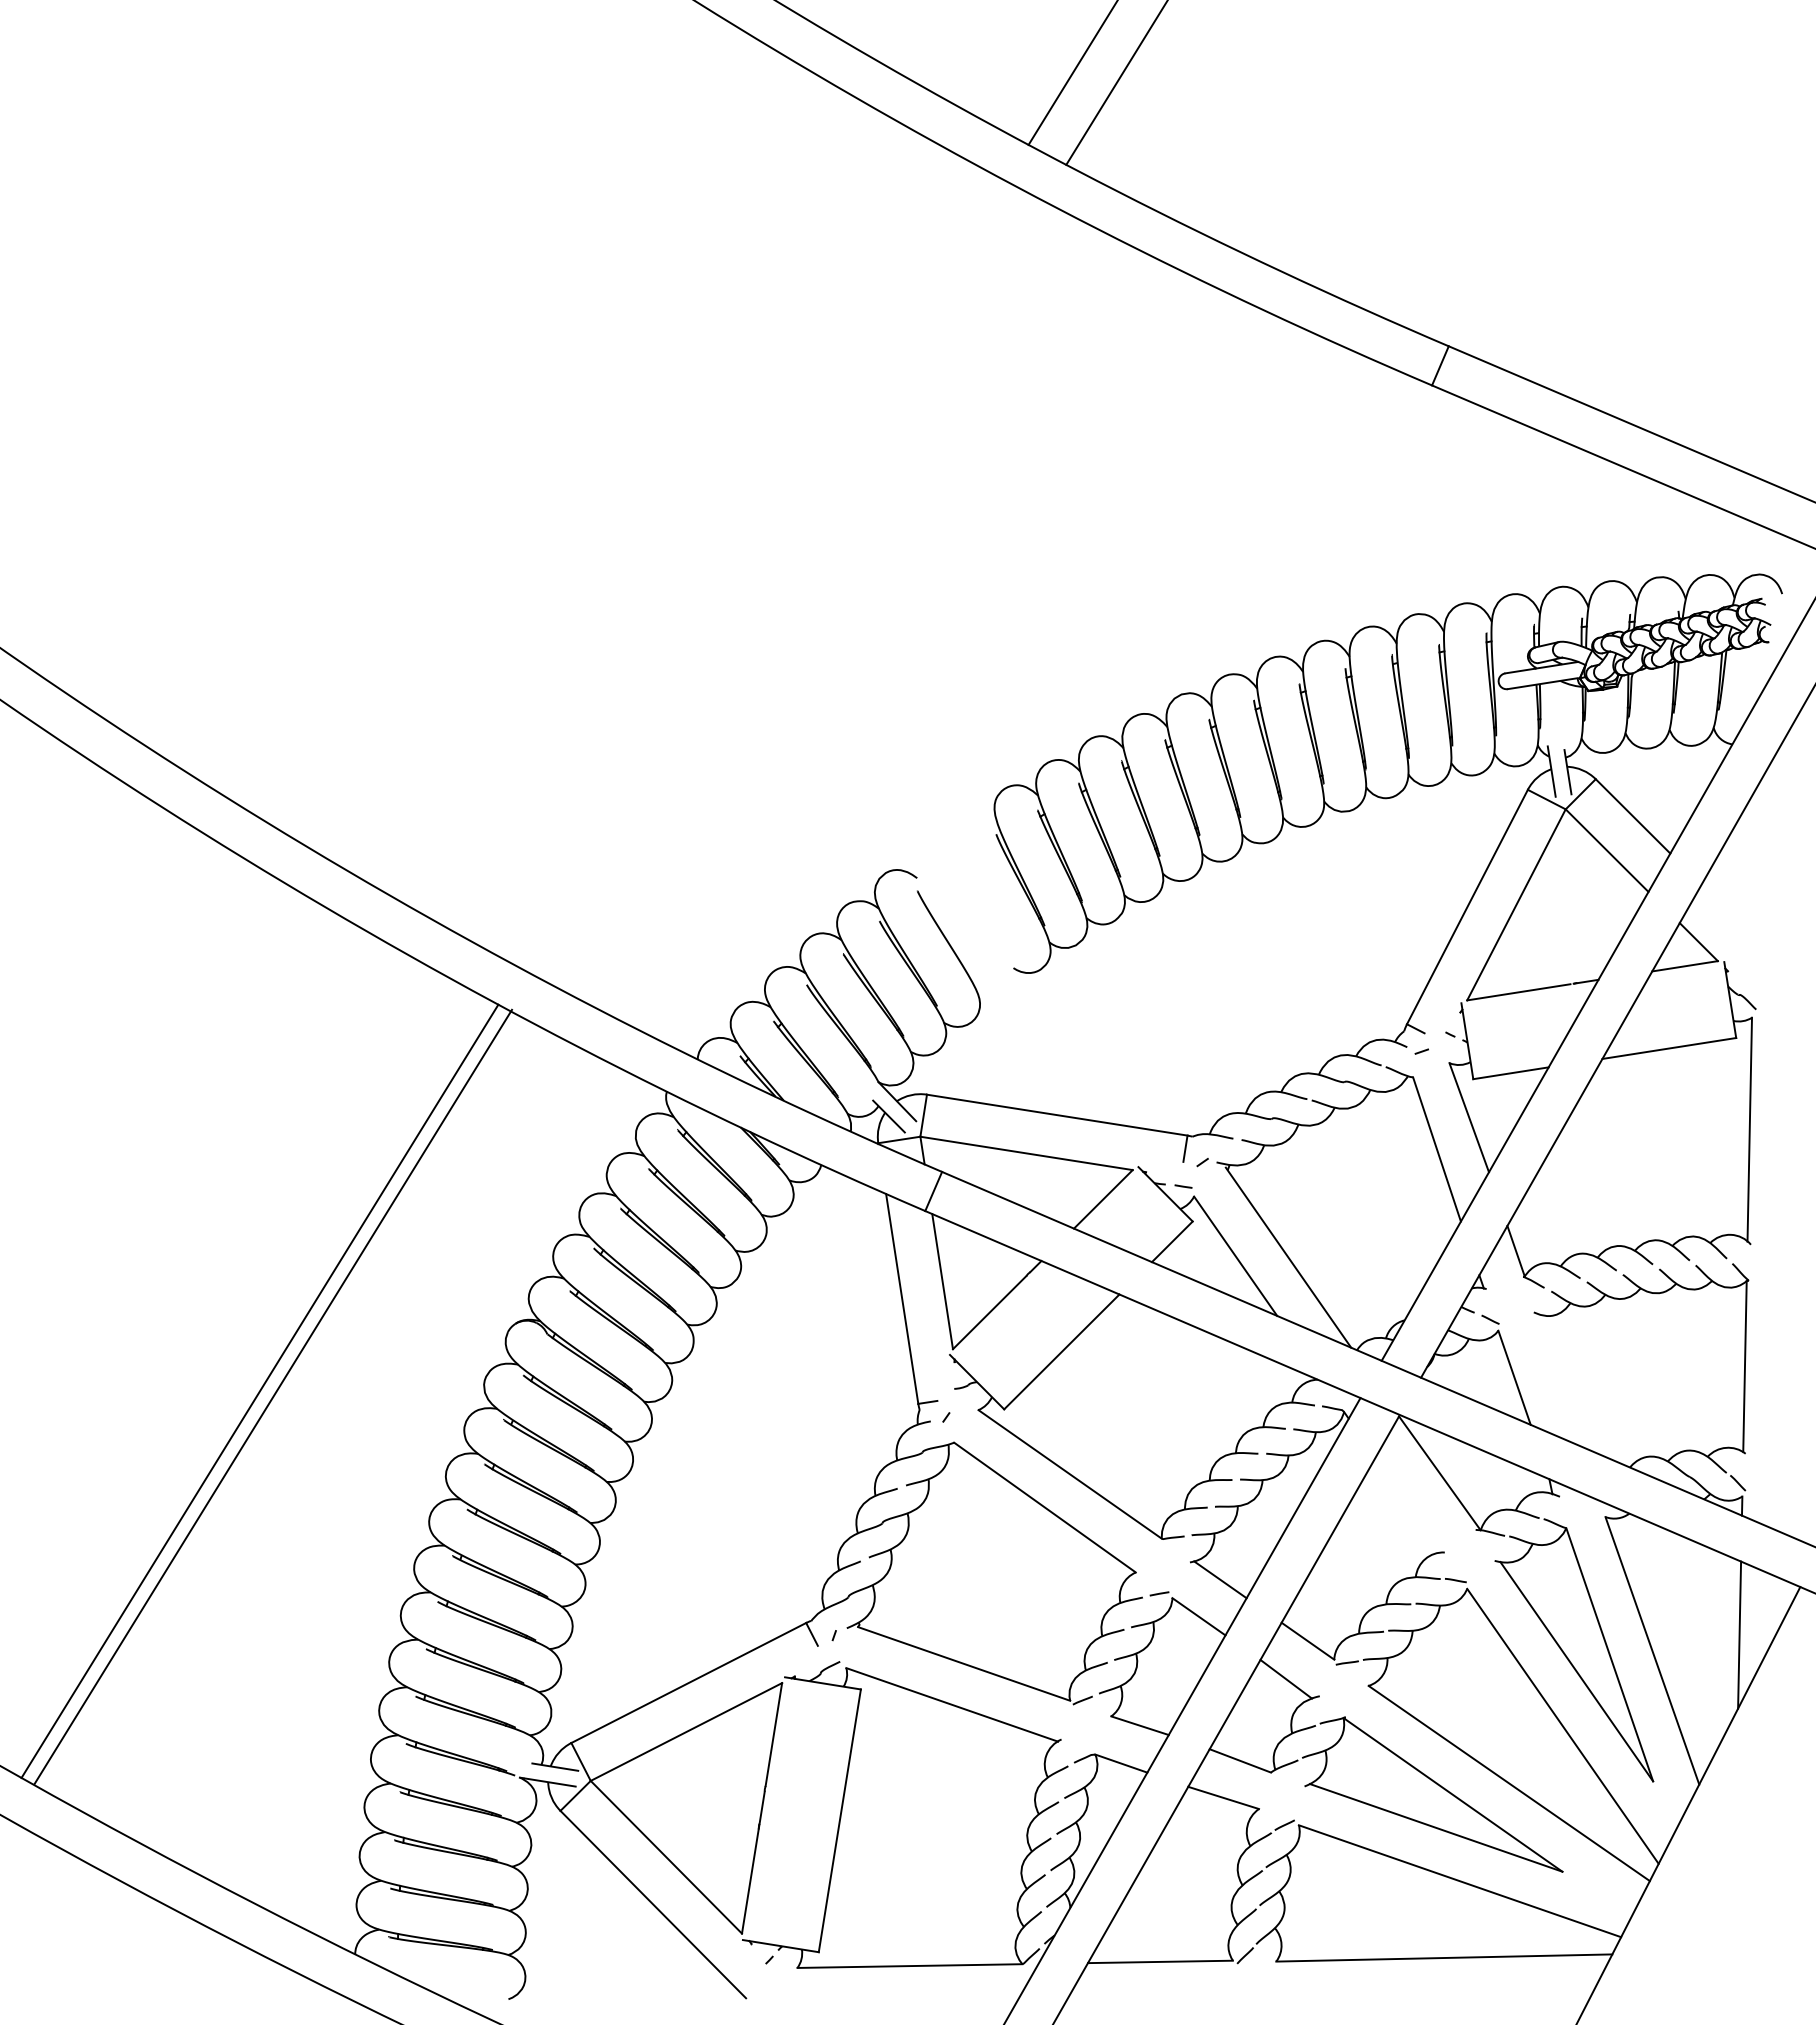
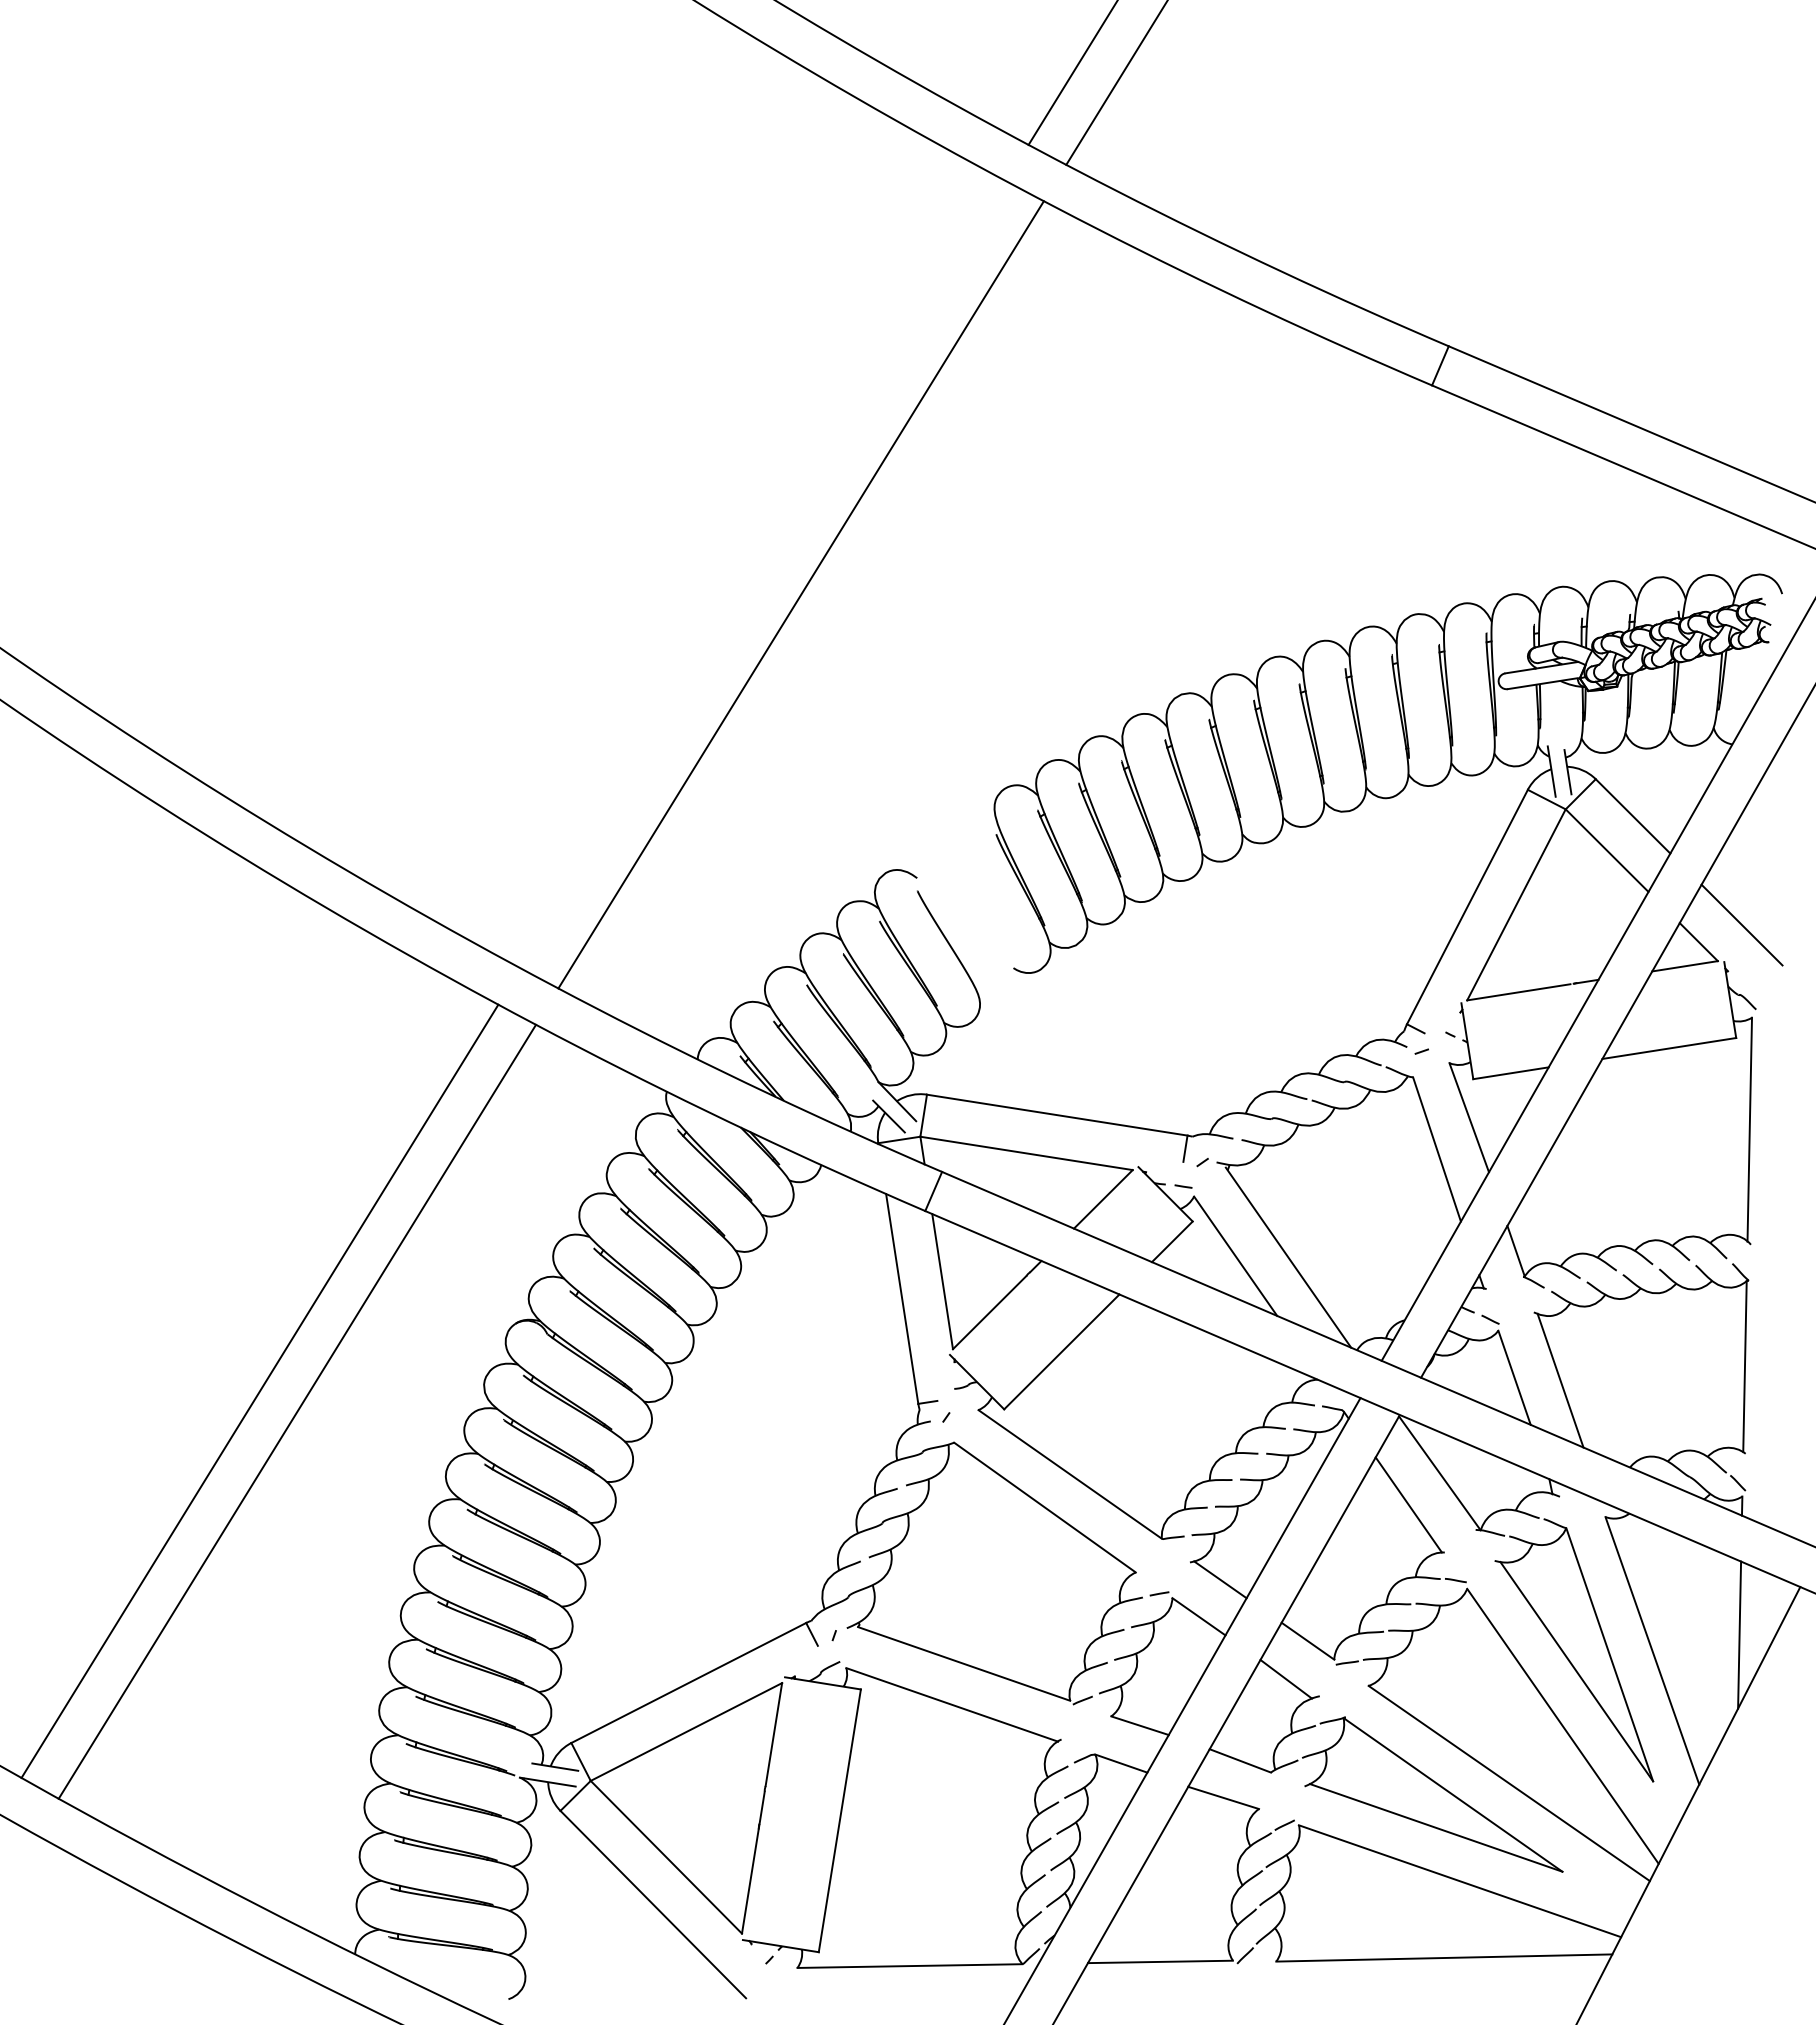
line: none -> present (800, 594)
line: none -> present (1741, 924)
line: none -> present (1560, 1380)
line position: (273, 1396) -> (297, 1411) (297, 1411)
line: none -> present (1408, 1504)
